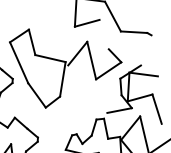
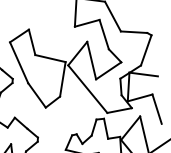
line: none -> present (103, 34)
line: none -> present (145, 50)
line: none -> present (87, 88)
